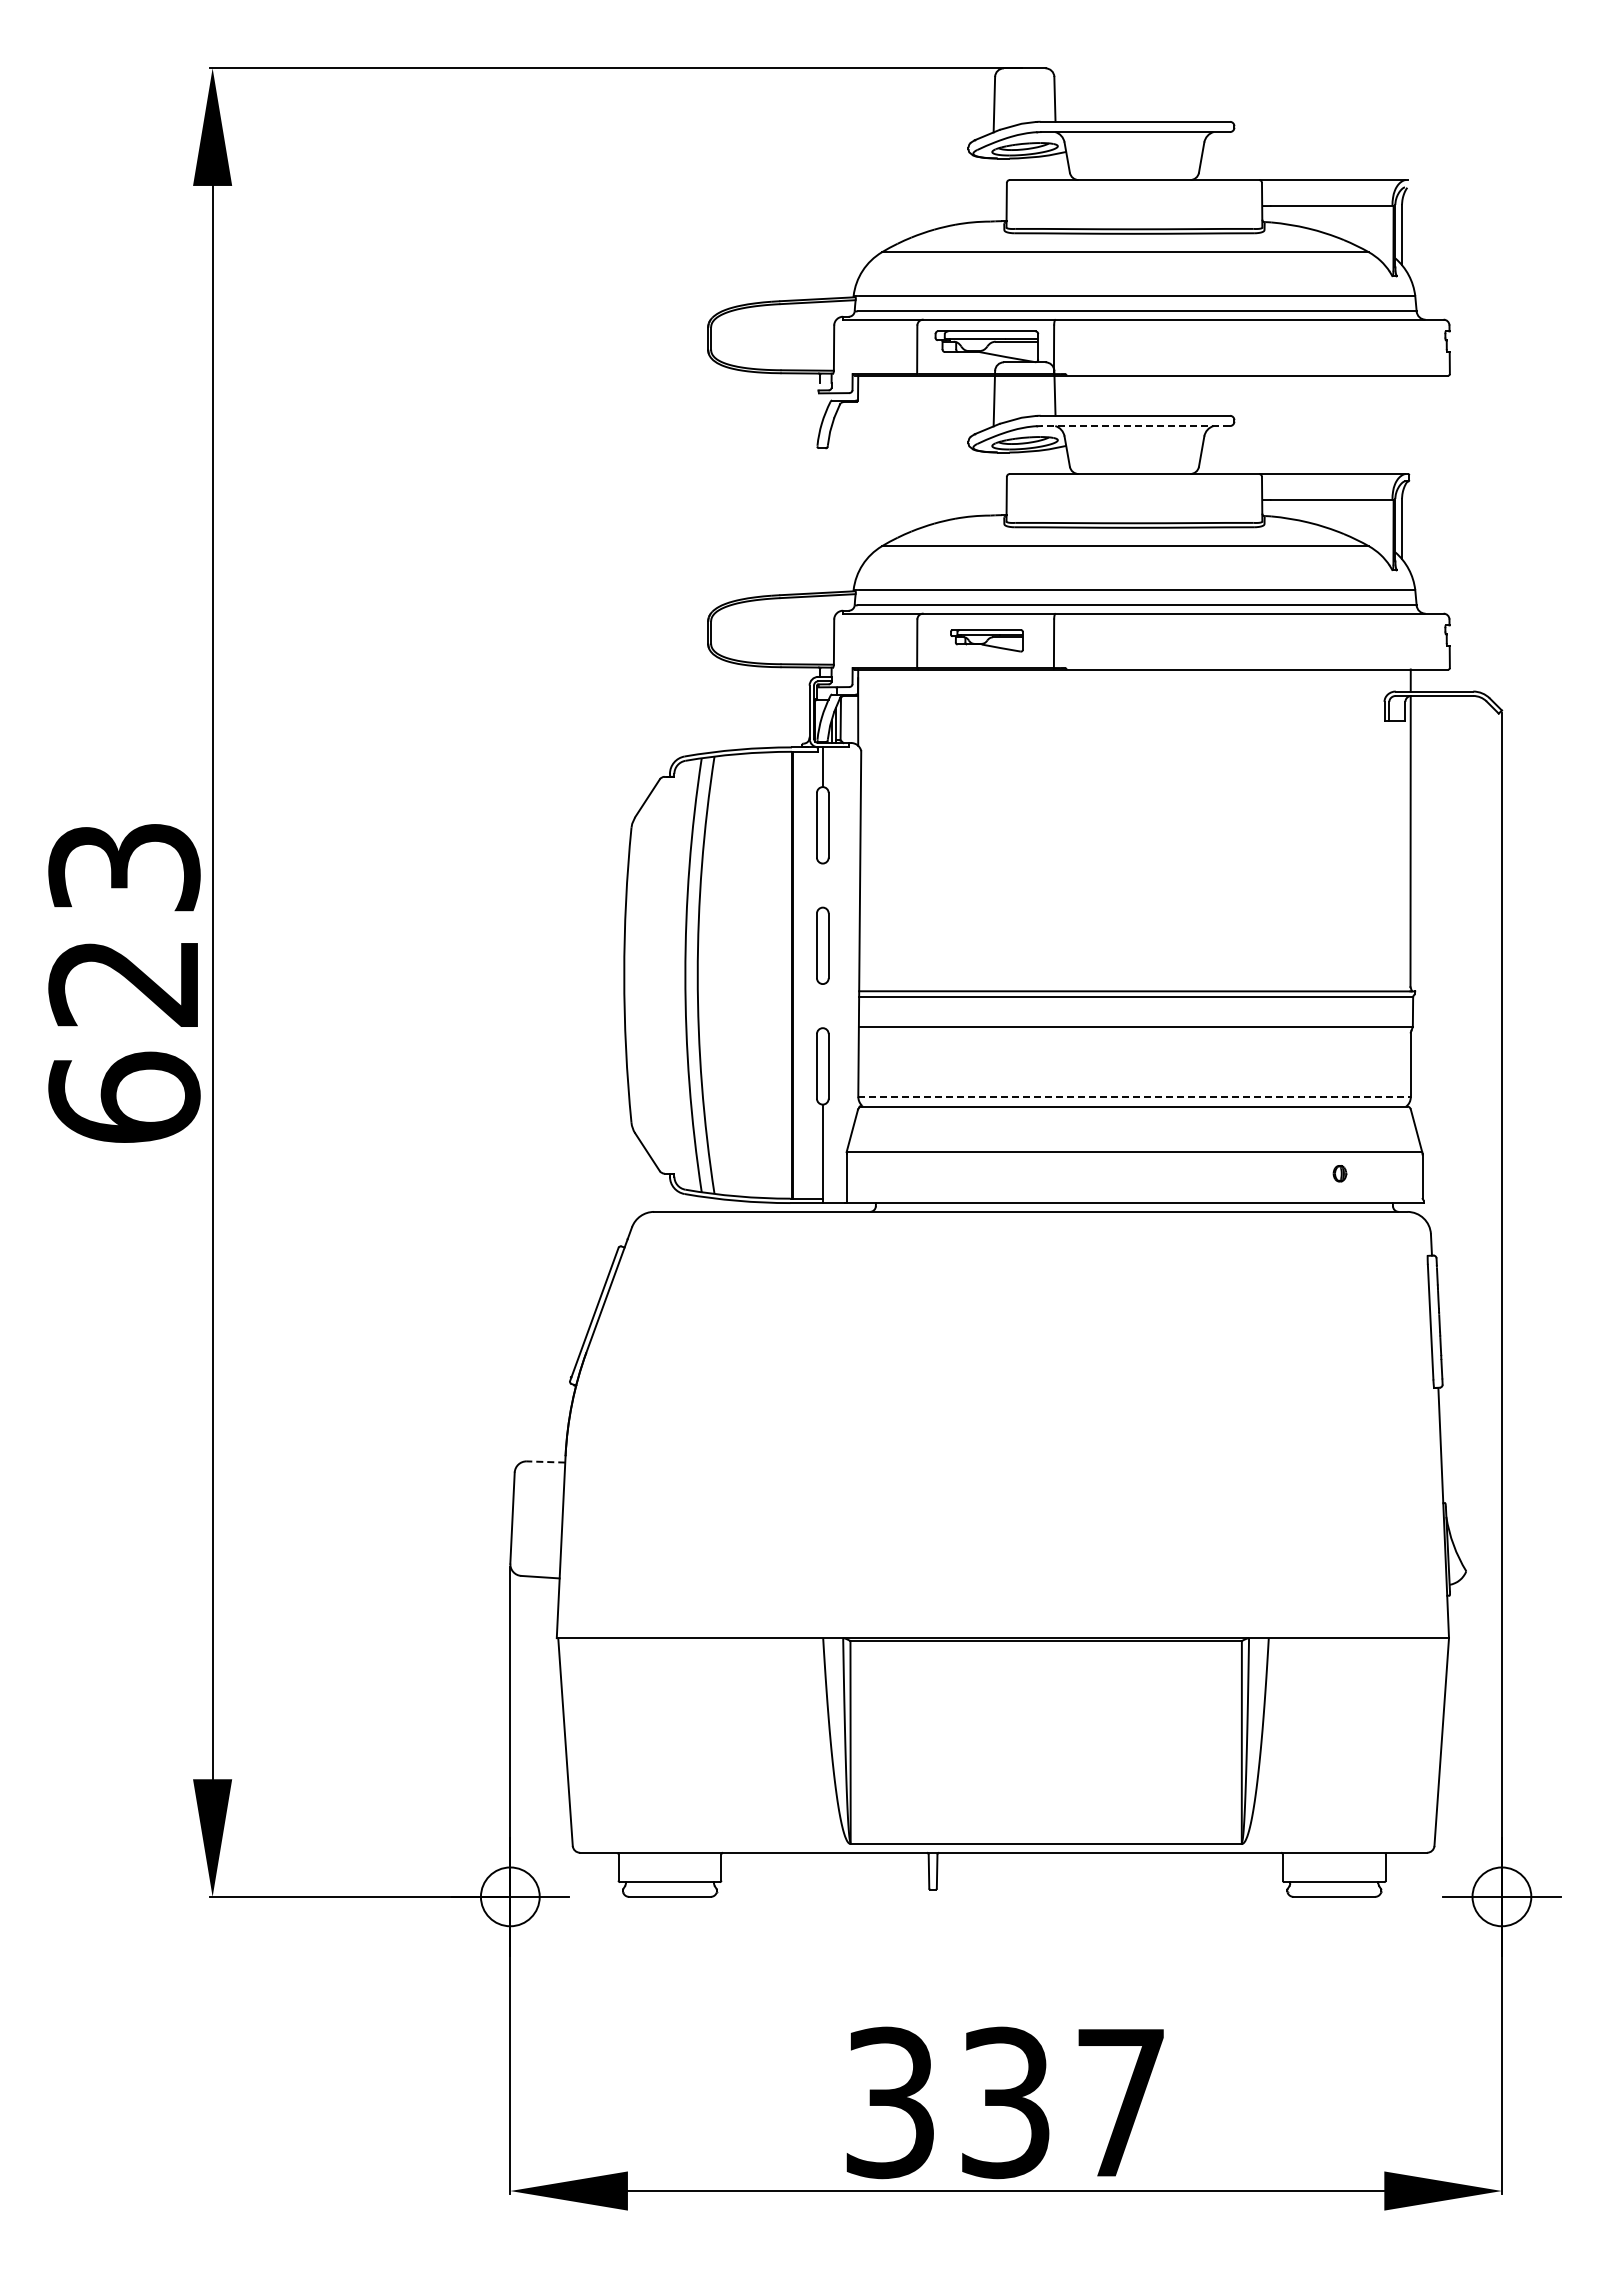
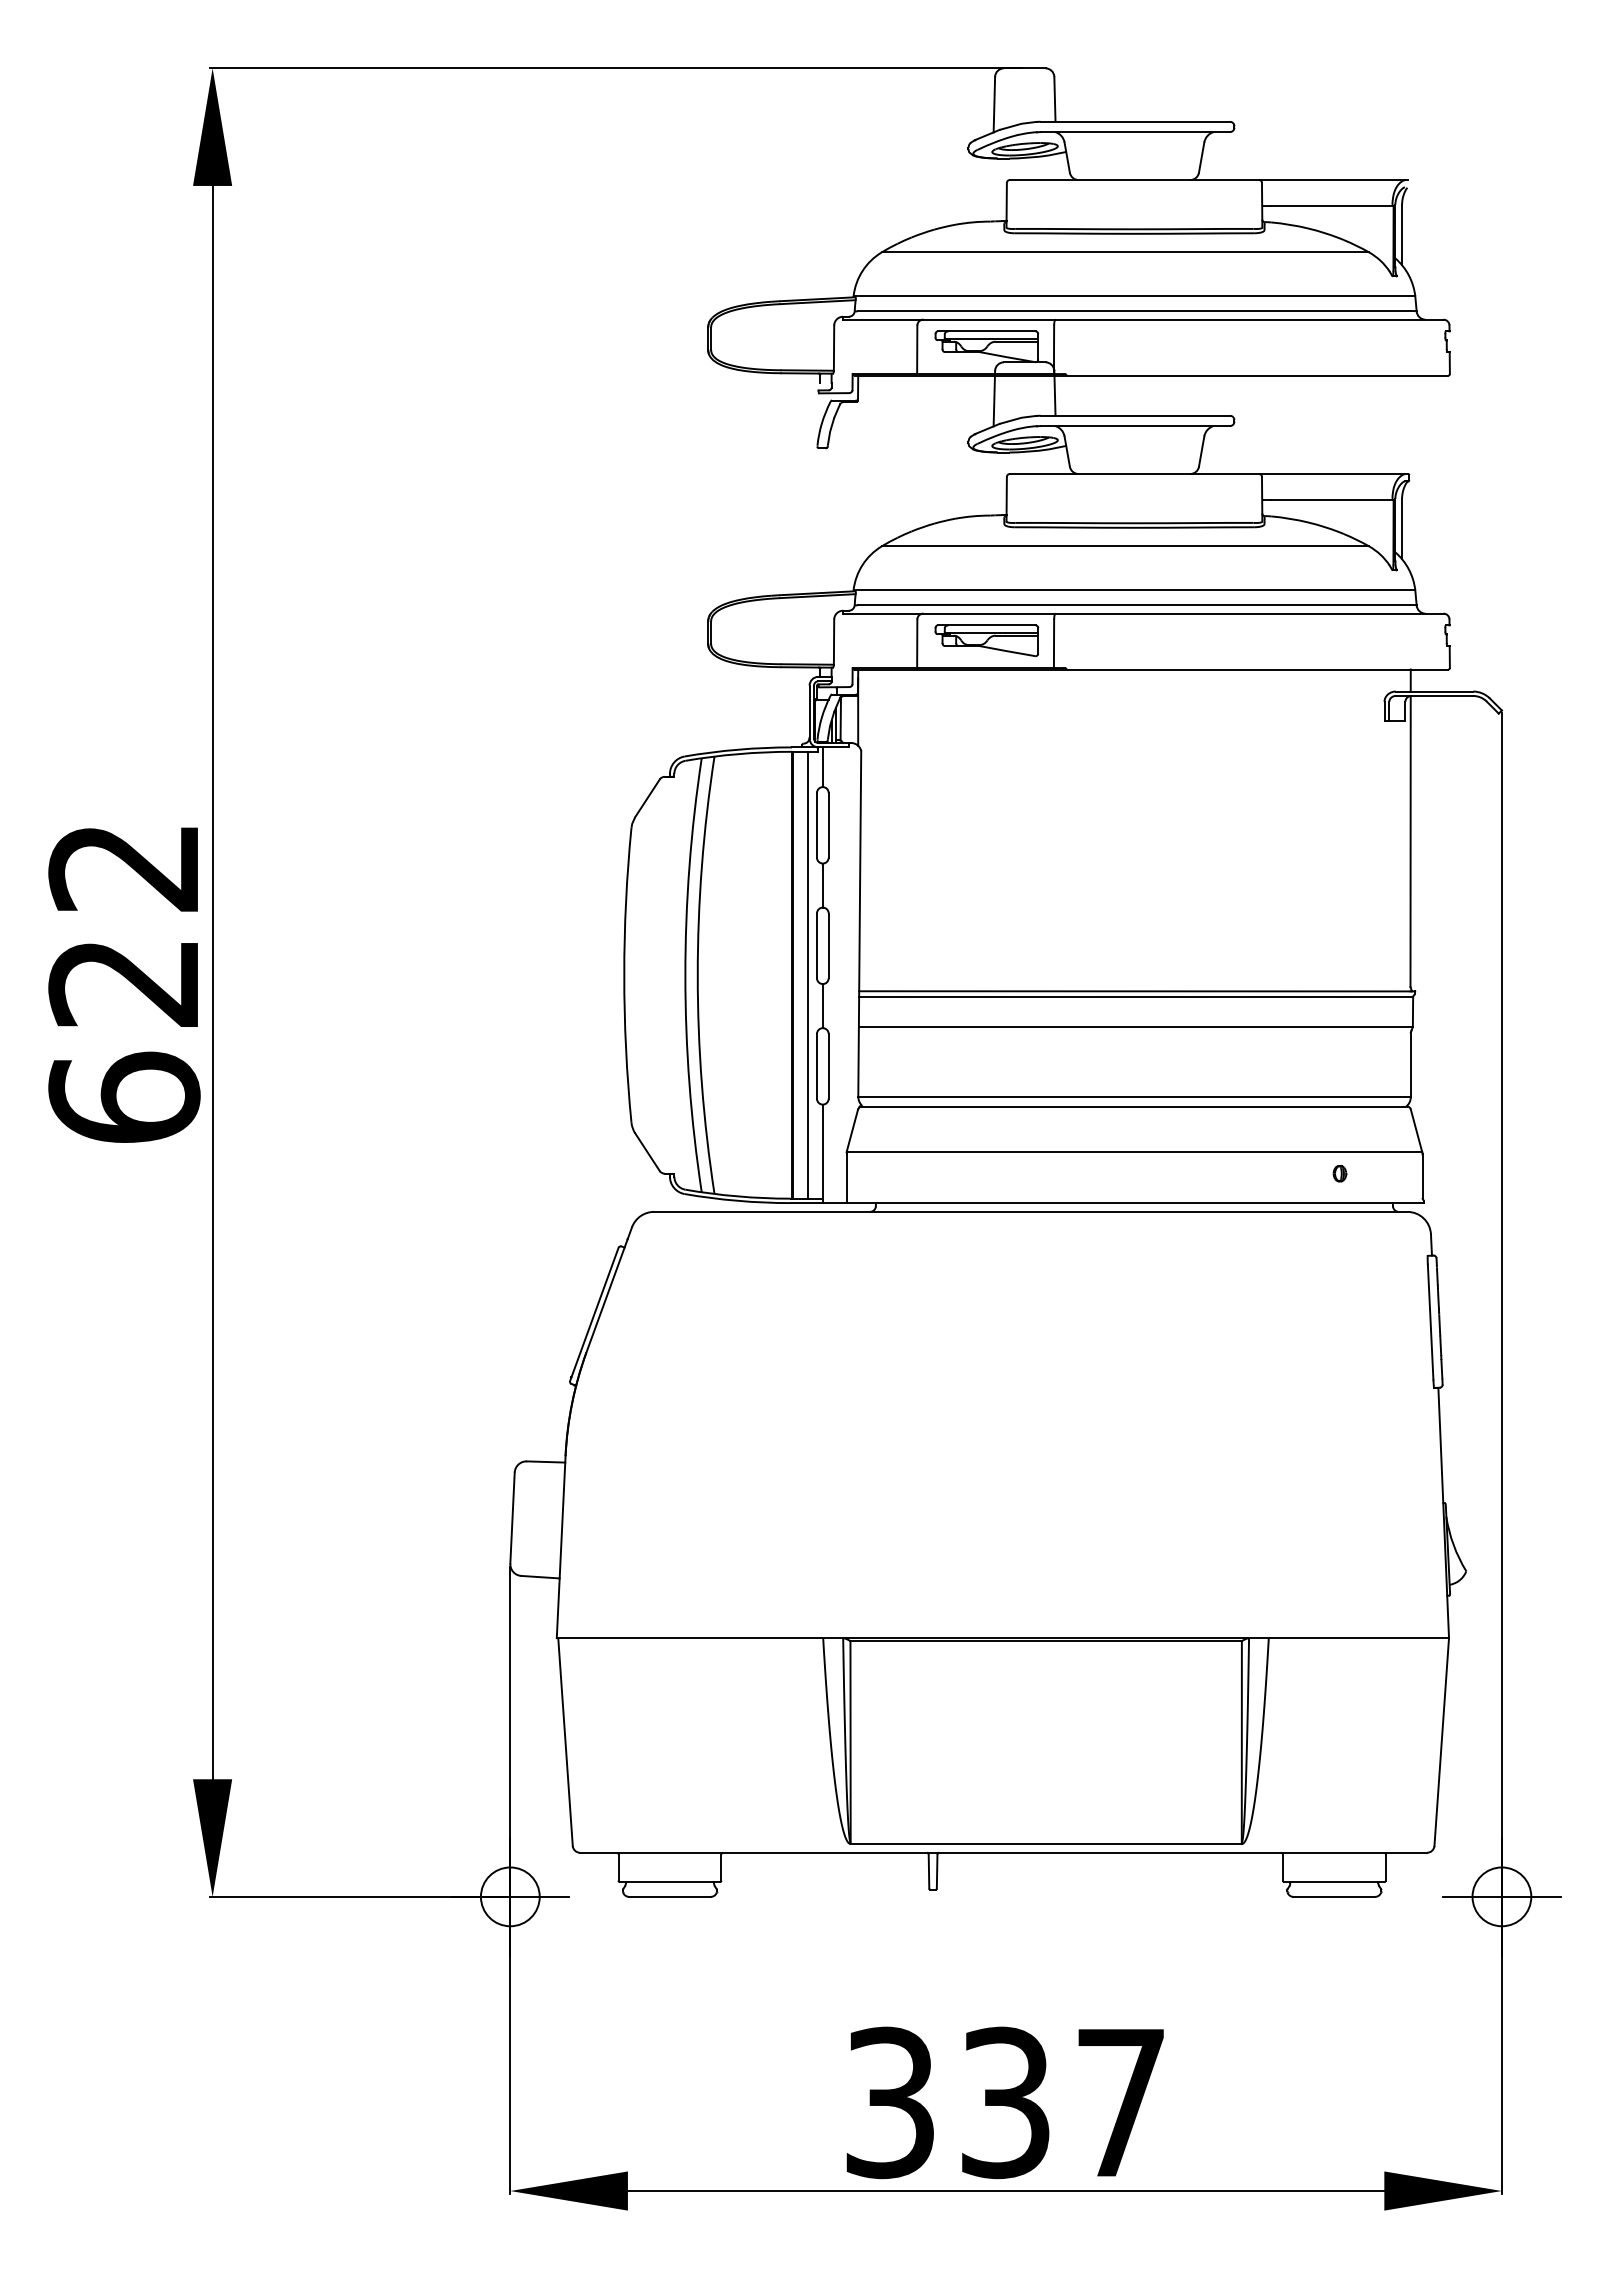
line: dashed -> solid (1134, 426)
part size: 74x24 px -> 106x34 px (986, 640)
text: 623 -> 622 (124, 867)
line: none -> present (822, 885)
line: none -> present (807, 974)
line: none -> present (822, 1006)
line: dashed -> solid (1135, 1097)
line: dashed -> solid (545, 1461)
